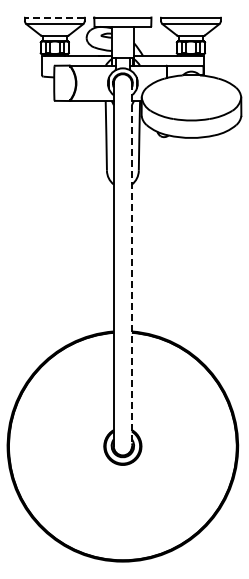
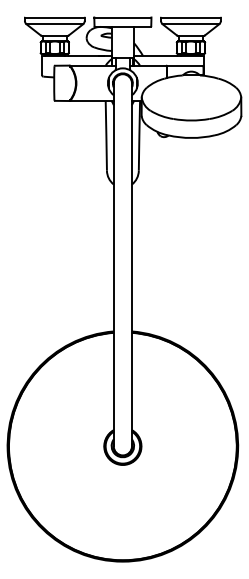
line: dashed -> solid (54, 17)
line: dashed -> solid (131, 264)
